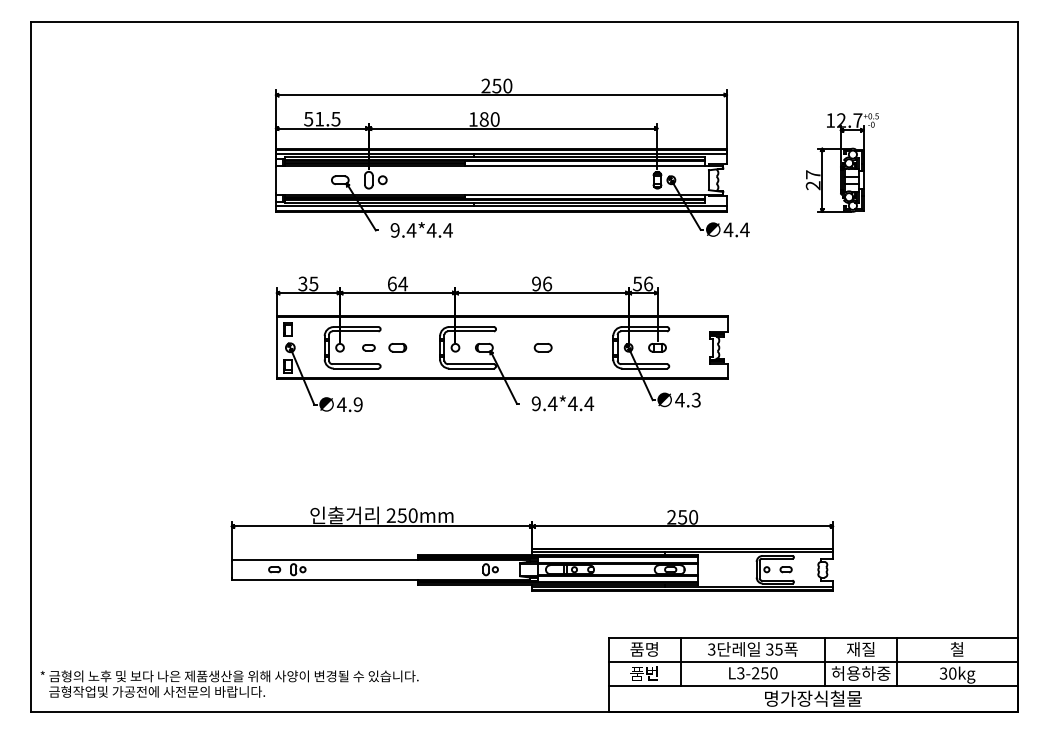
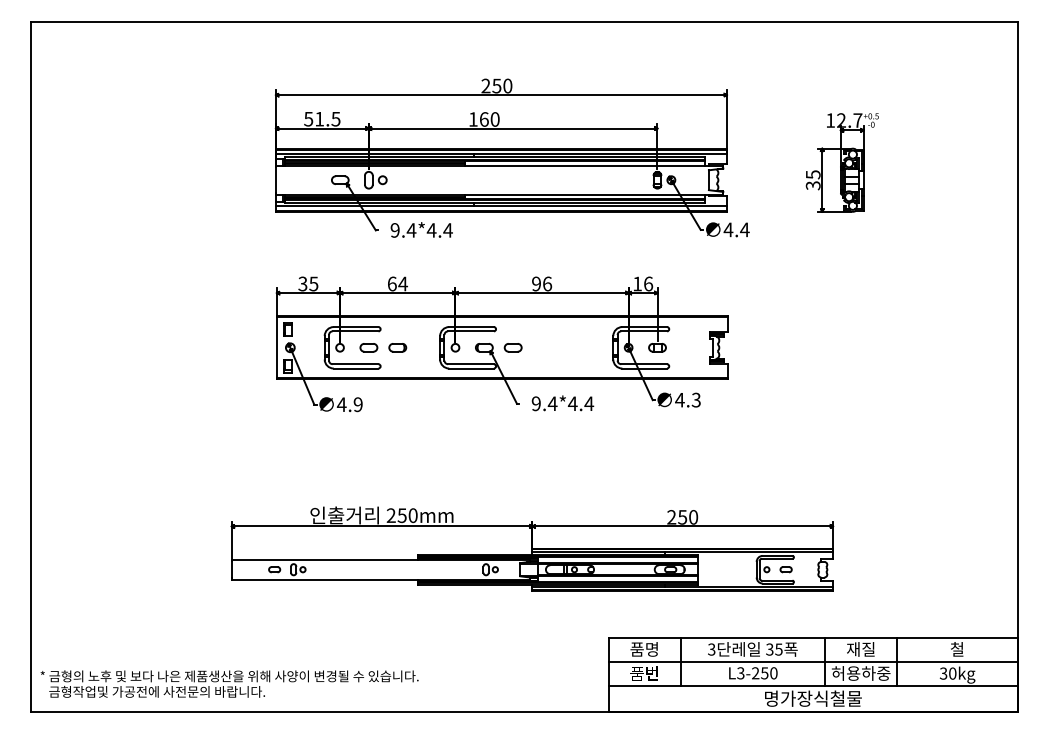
text: 180 -> 160 (483, 119)
text: 27 -> 35 (813, 180)
text: 56 -> 16 (636, 283)
part size: 14x8 px -> 20x10 px (368, 347)
part position: (542, 347) -> (512, 347) (512, 347)
